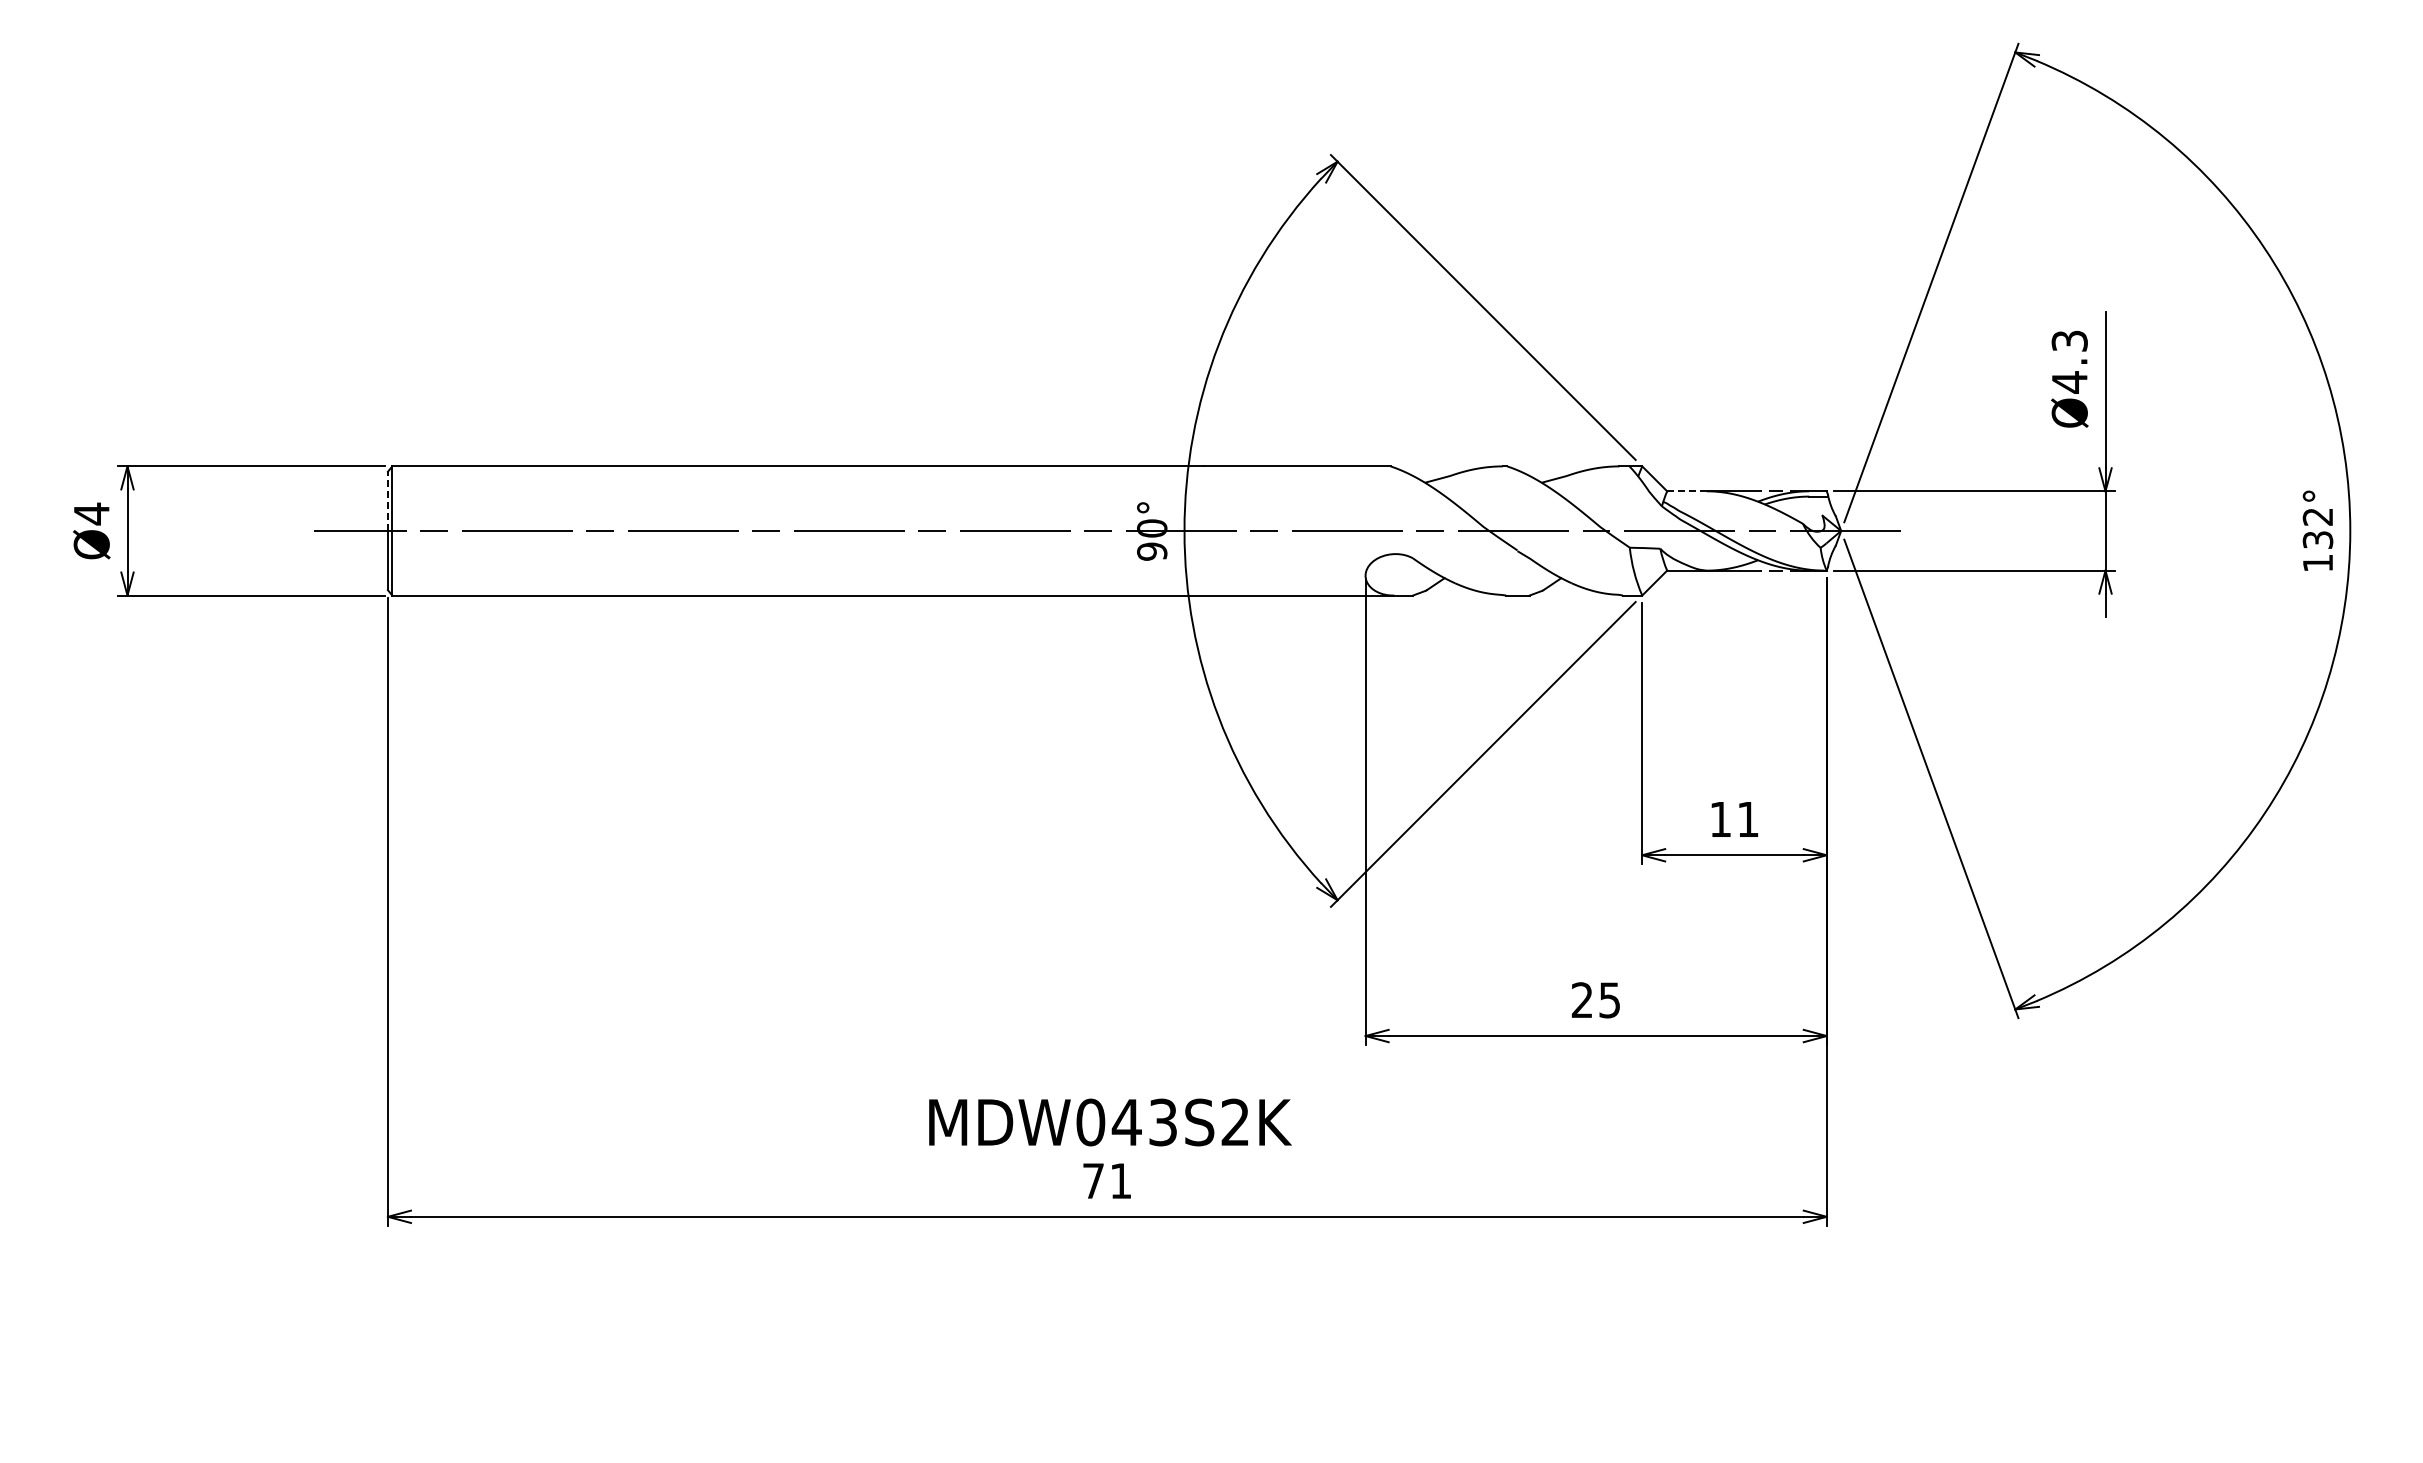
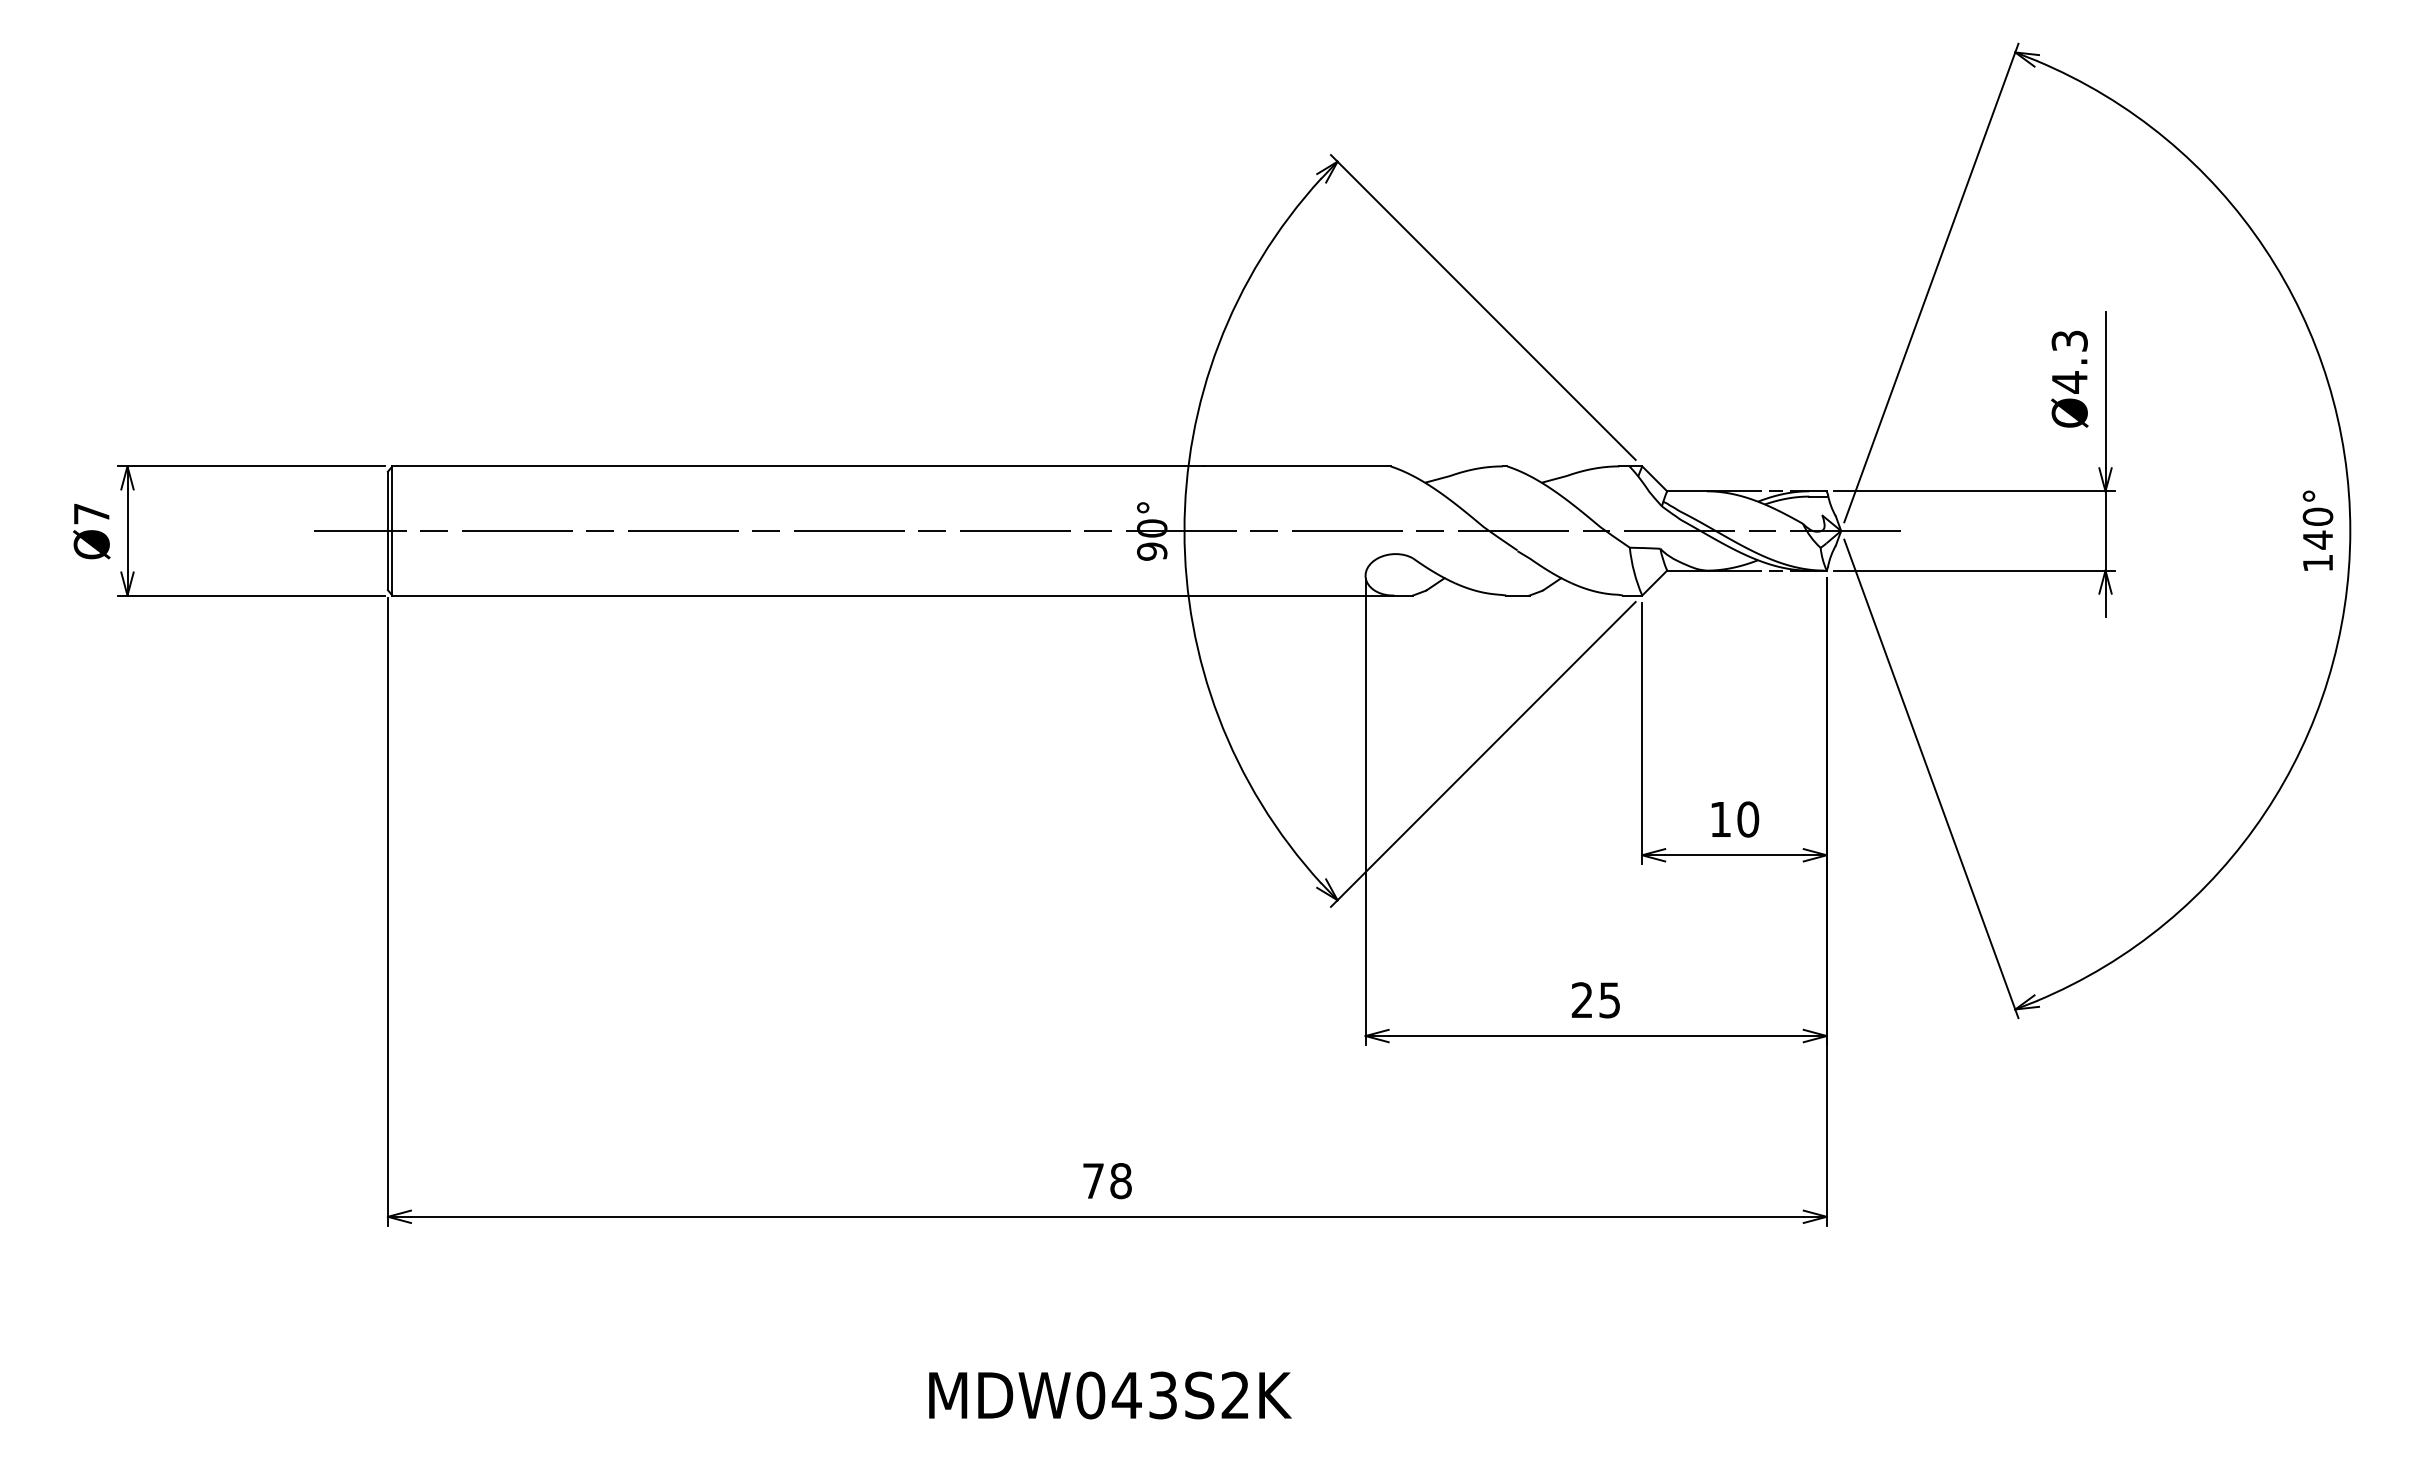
line: dashed -> solid (1686, 491)
line: dashed -> solid (387, 501)
text: Ø4 -> Ø7 (91, 513)
text: 132° -> 140° (2317, 528)
text: 11 -> 10 (1748, 819)
text position: (1110, 1122) -> (1110, 1395) (1110, 1395)
text: 71 -> 78 (1120, 1181)
